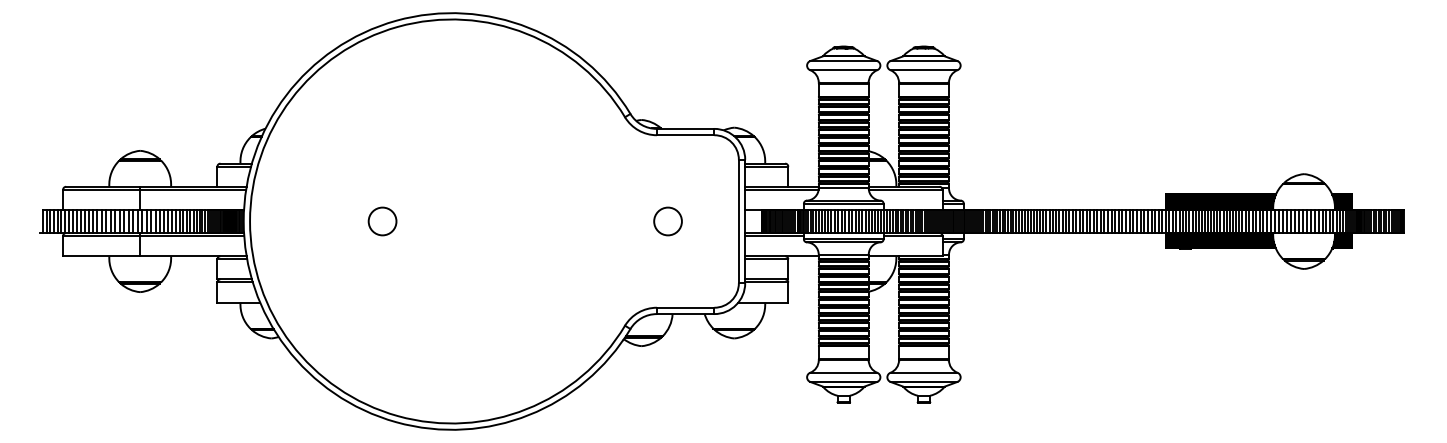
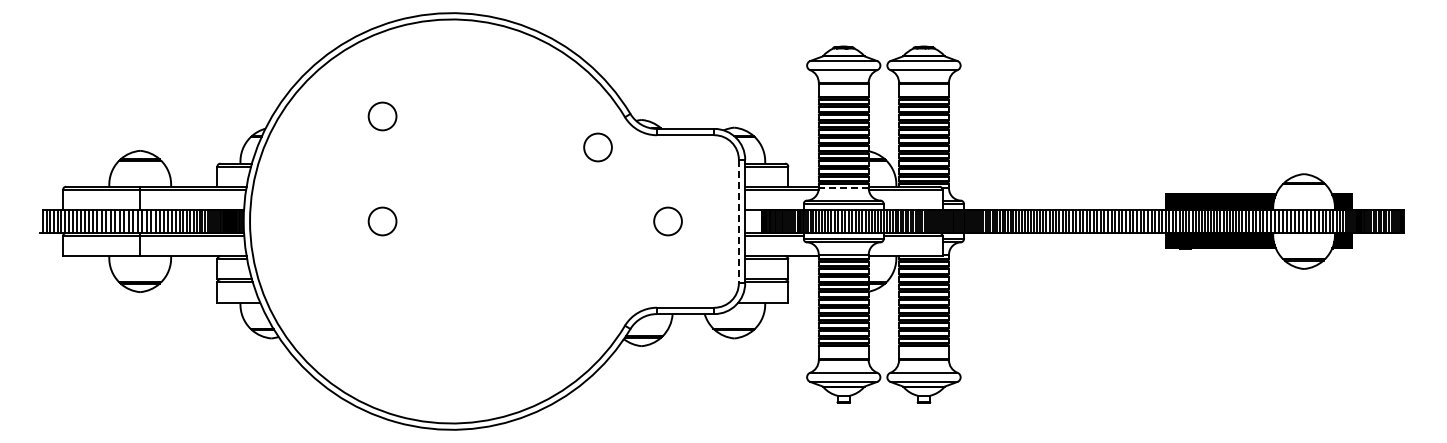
circle: none -> present (382, 116)
circle: none -> present (597, 147)
line: solid -> dashed (843, 188)
line: solid -> dashed (738, 221)
